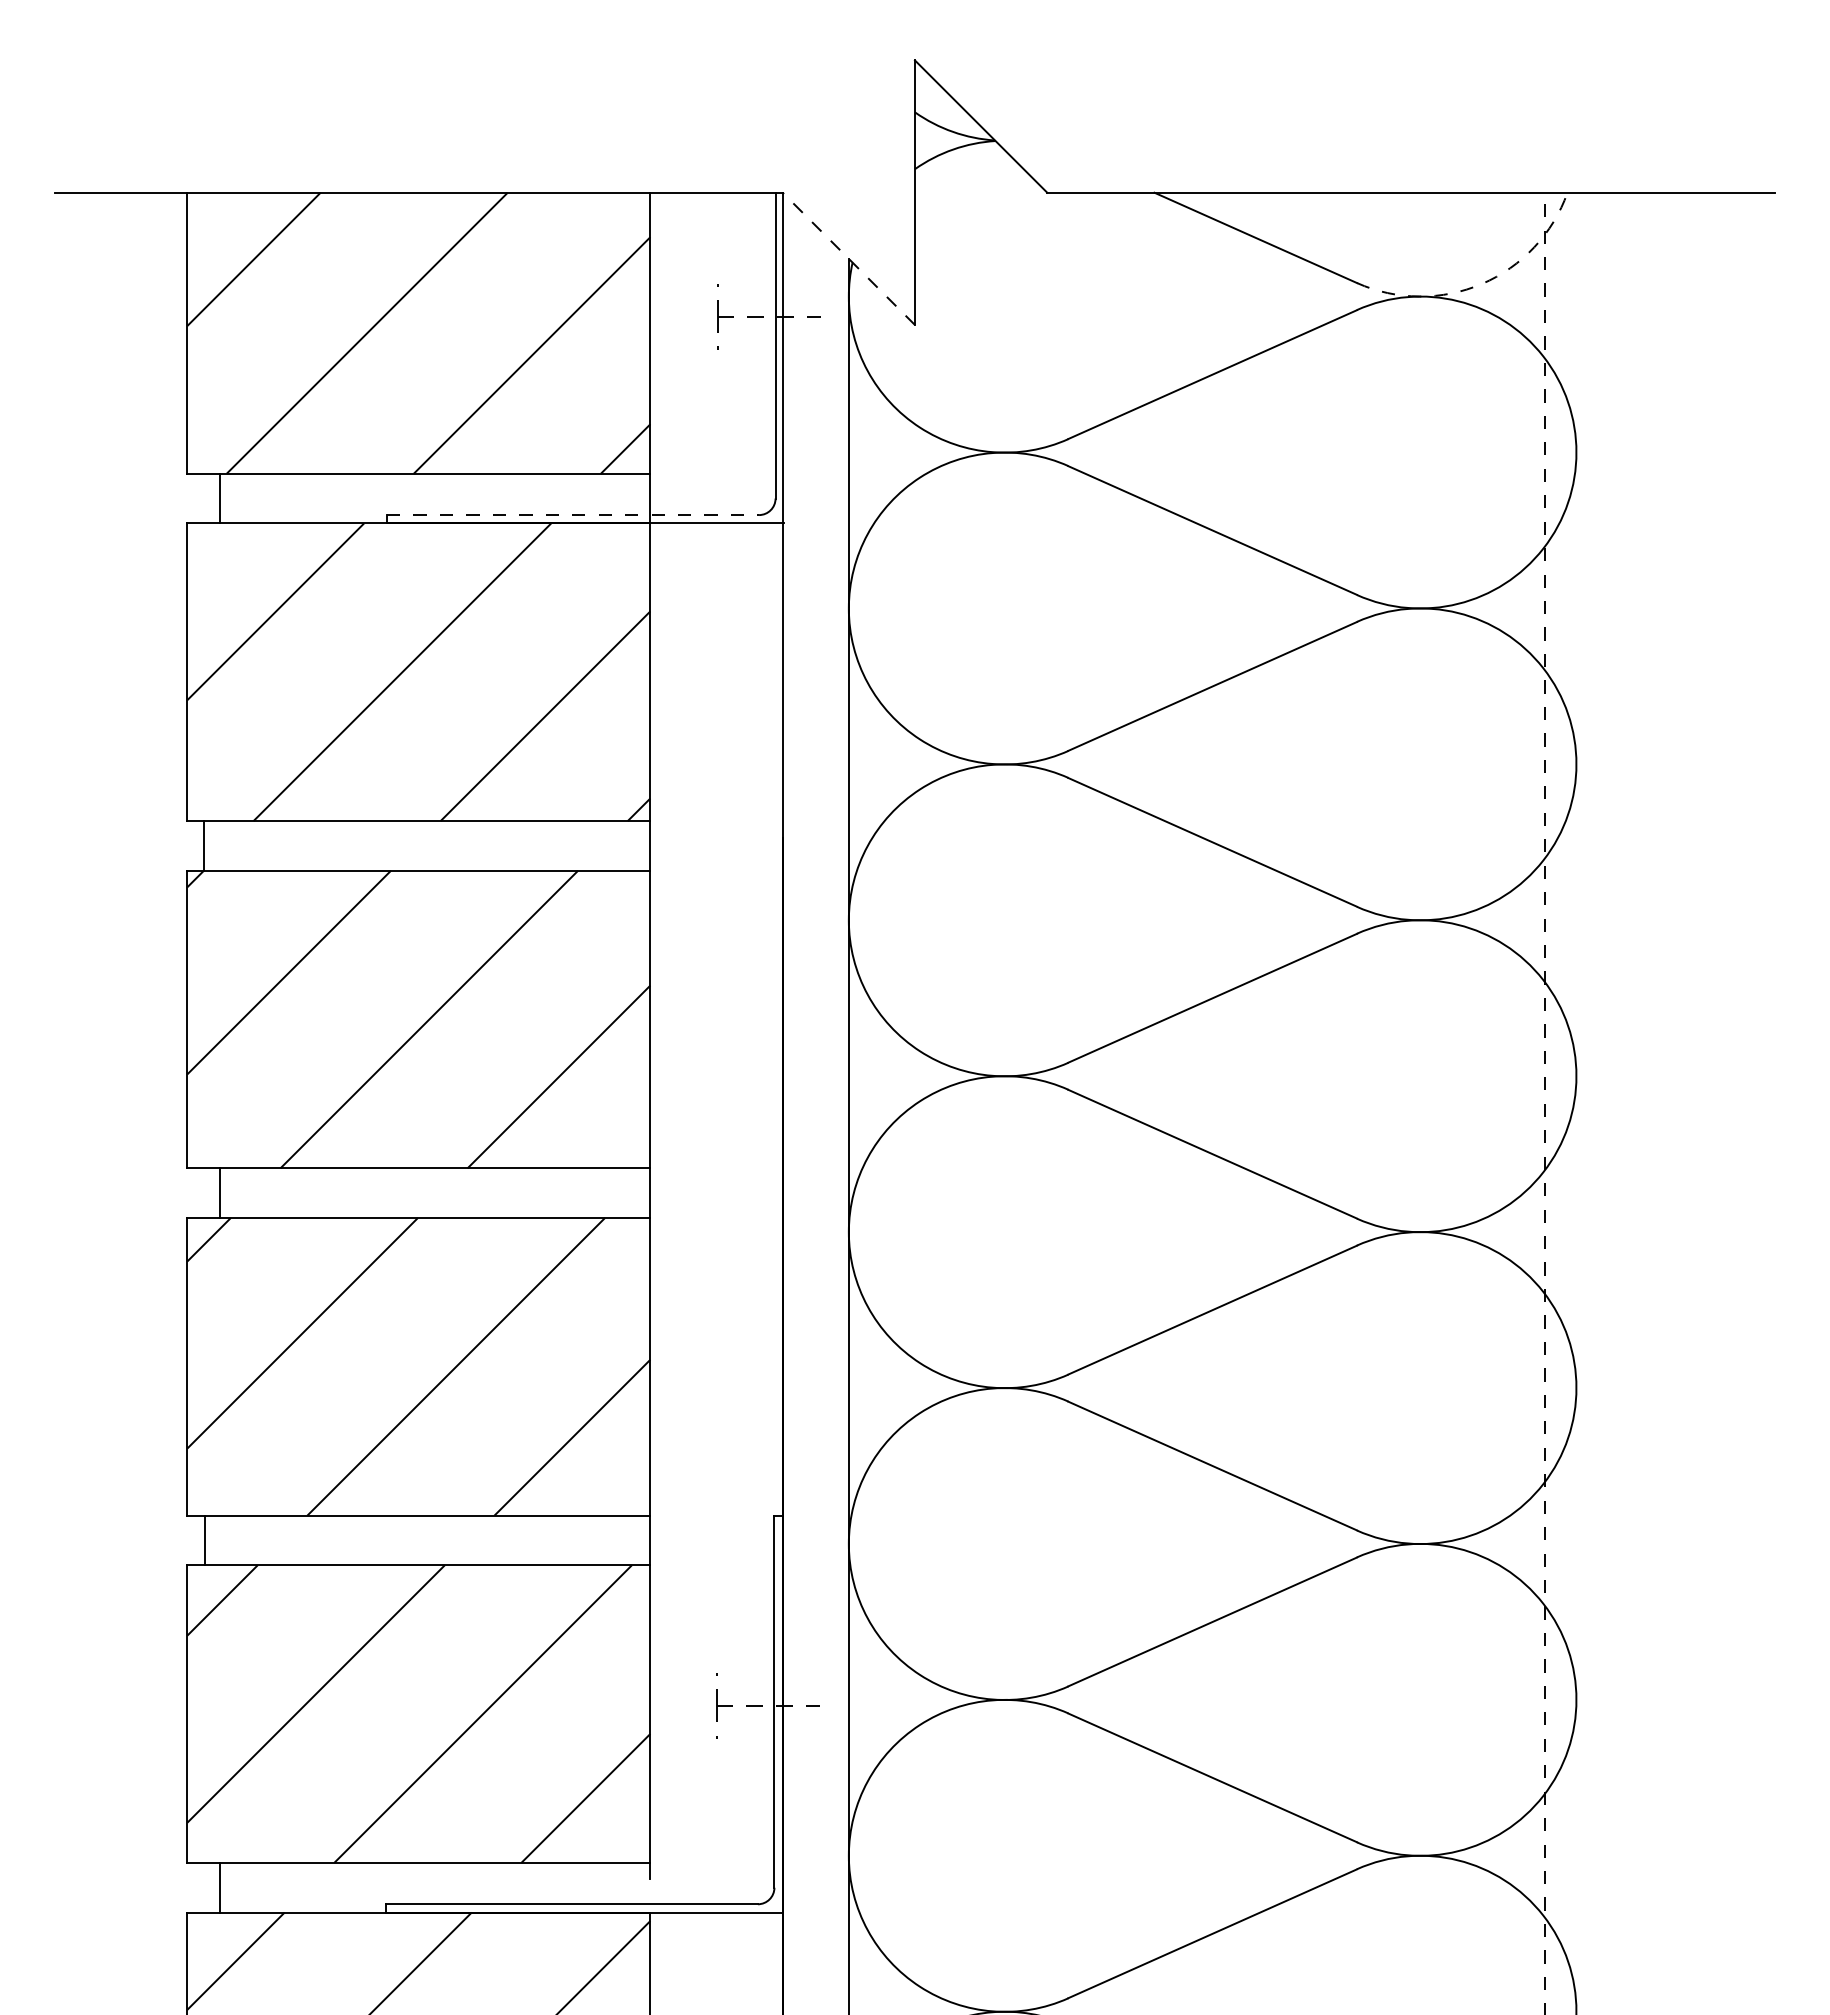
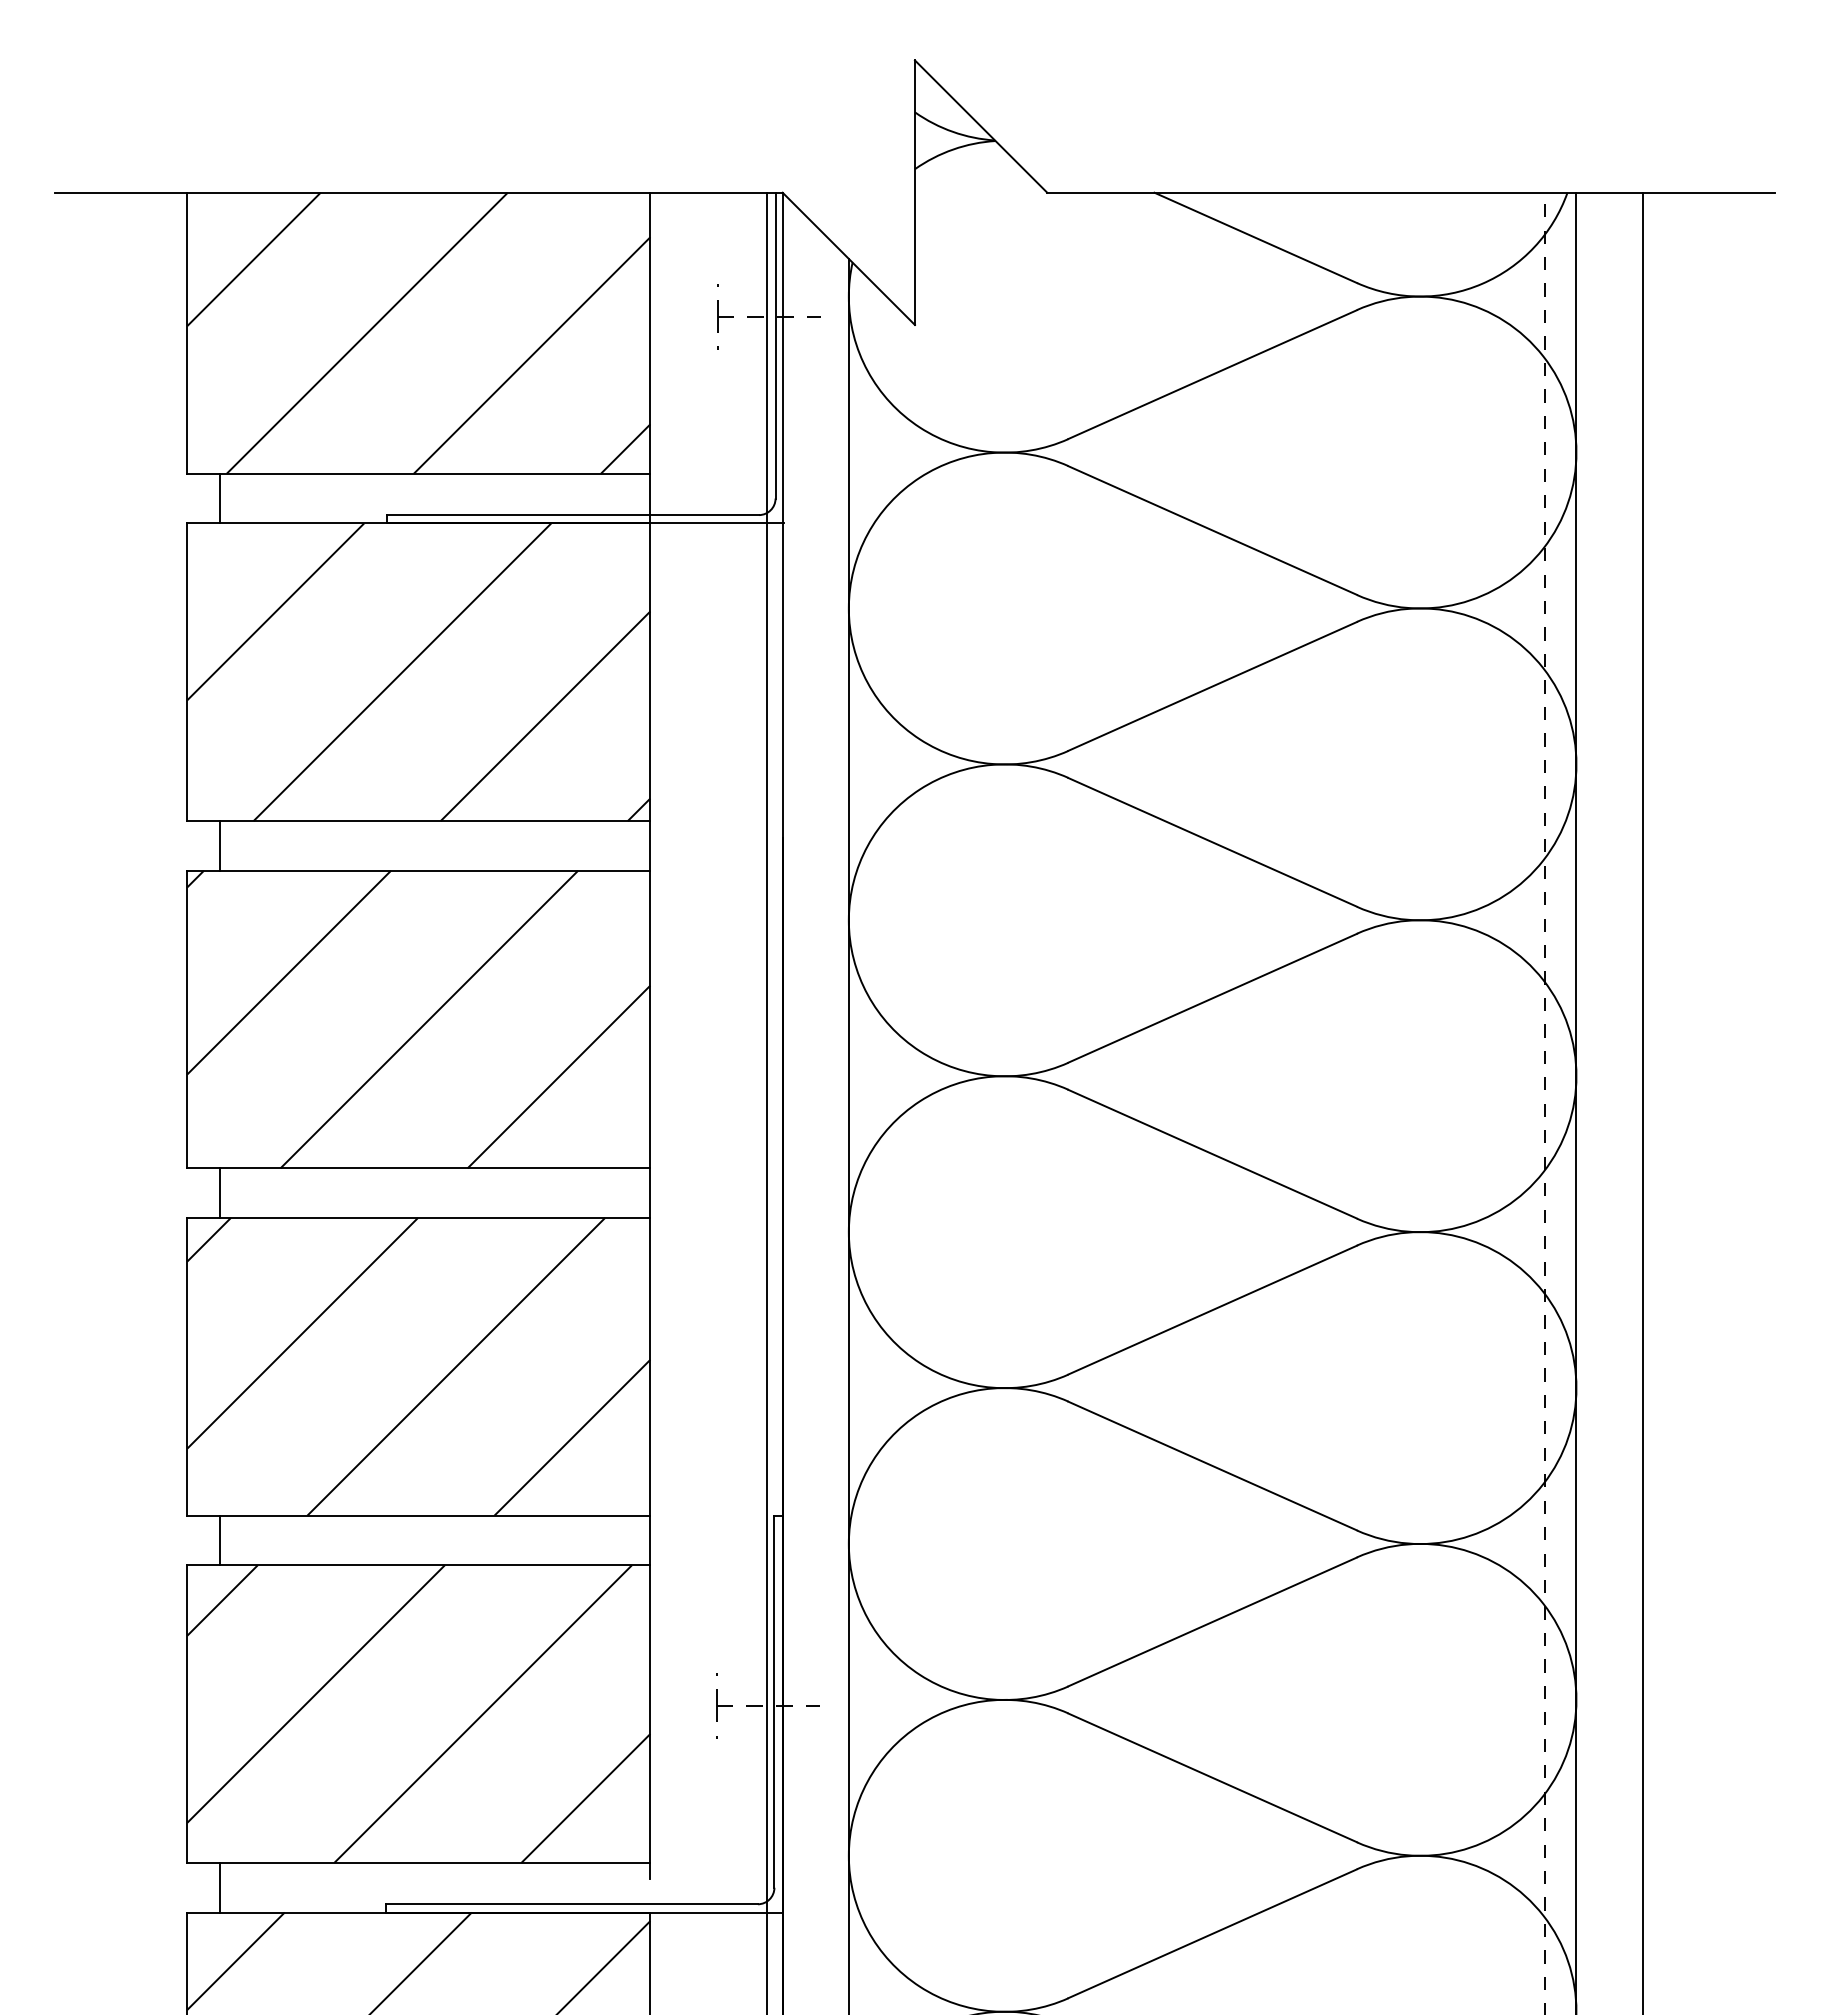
line: dashed -> solid (848, 258)
arc: dashed -> solid (1482, 283)
line: dashed -> solid (573, 515)
line position: (204, 845) -> (220, 845) (220, 845)
line: none -> present (767, 1101)
line: none -> present (1576, 1101)
line: none -> present (1642, 1101)
line position: (205, 1540) -> (220, 1540) (220, 1540)
